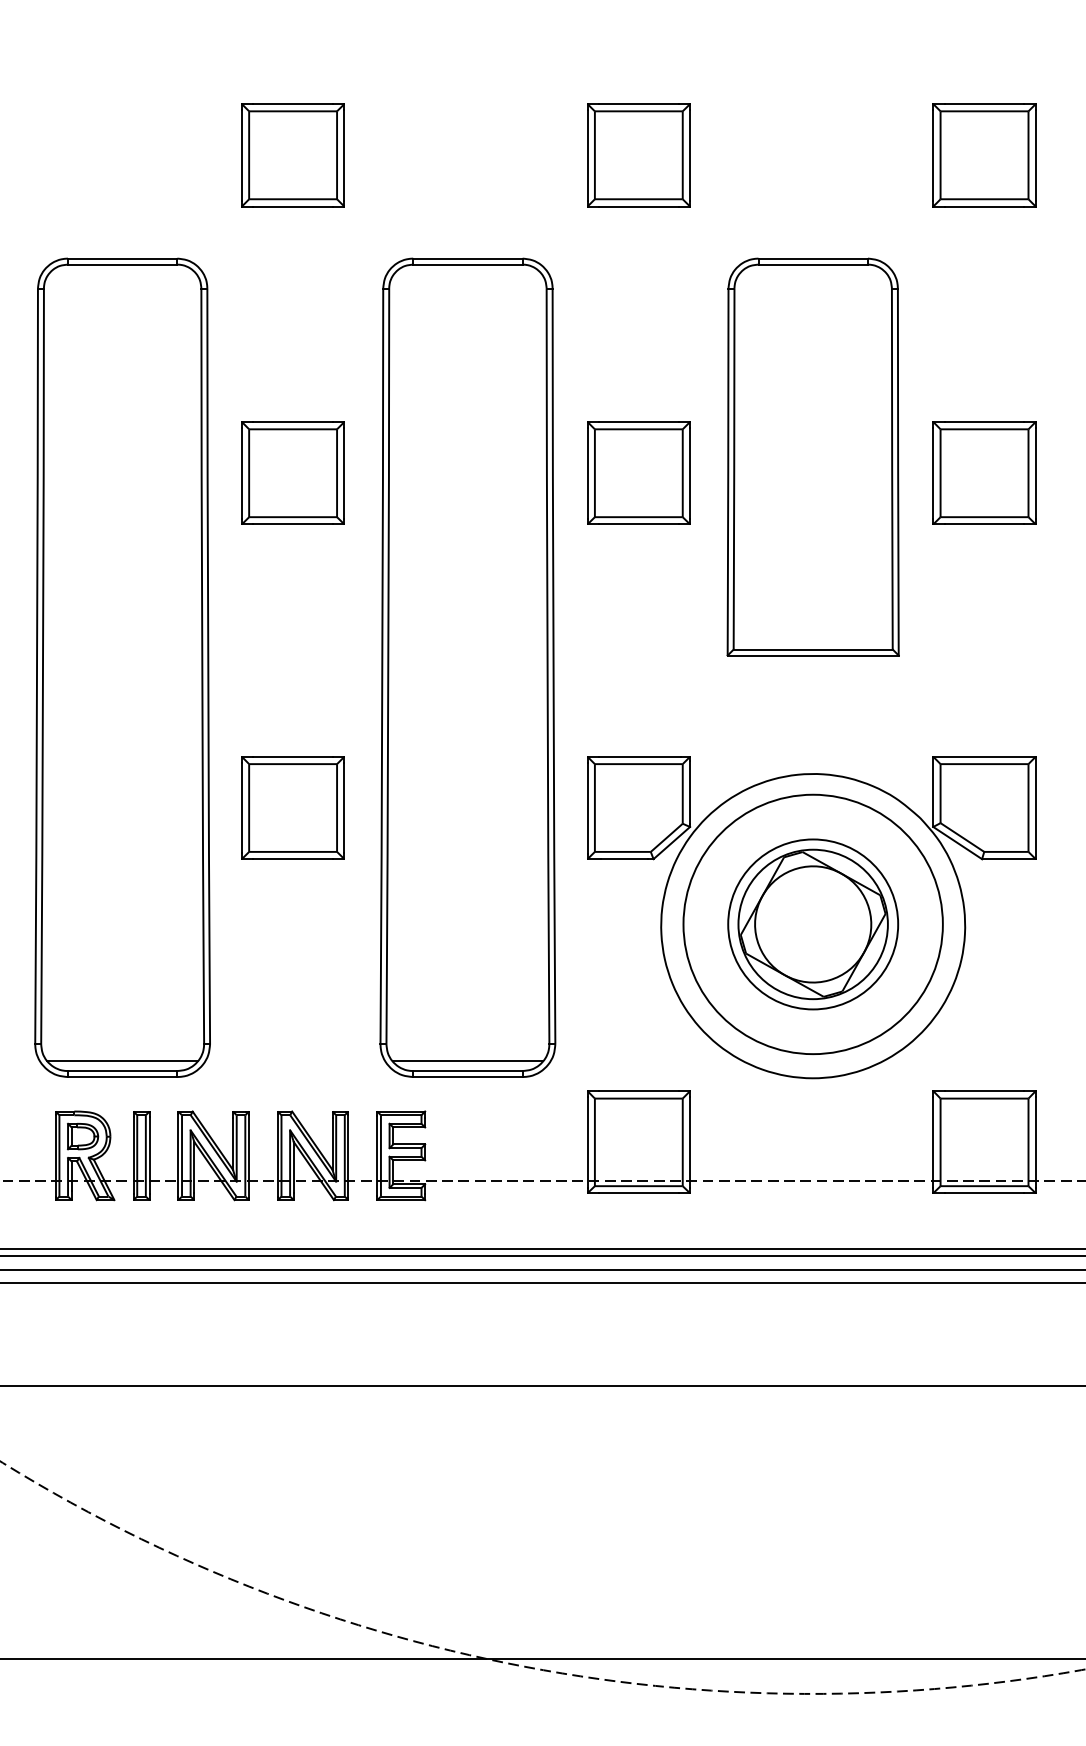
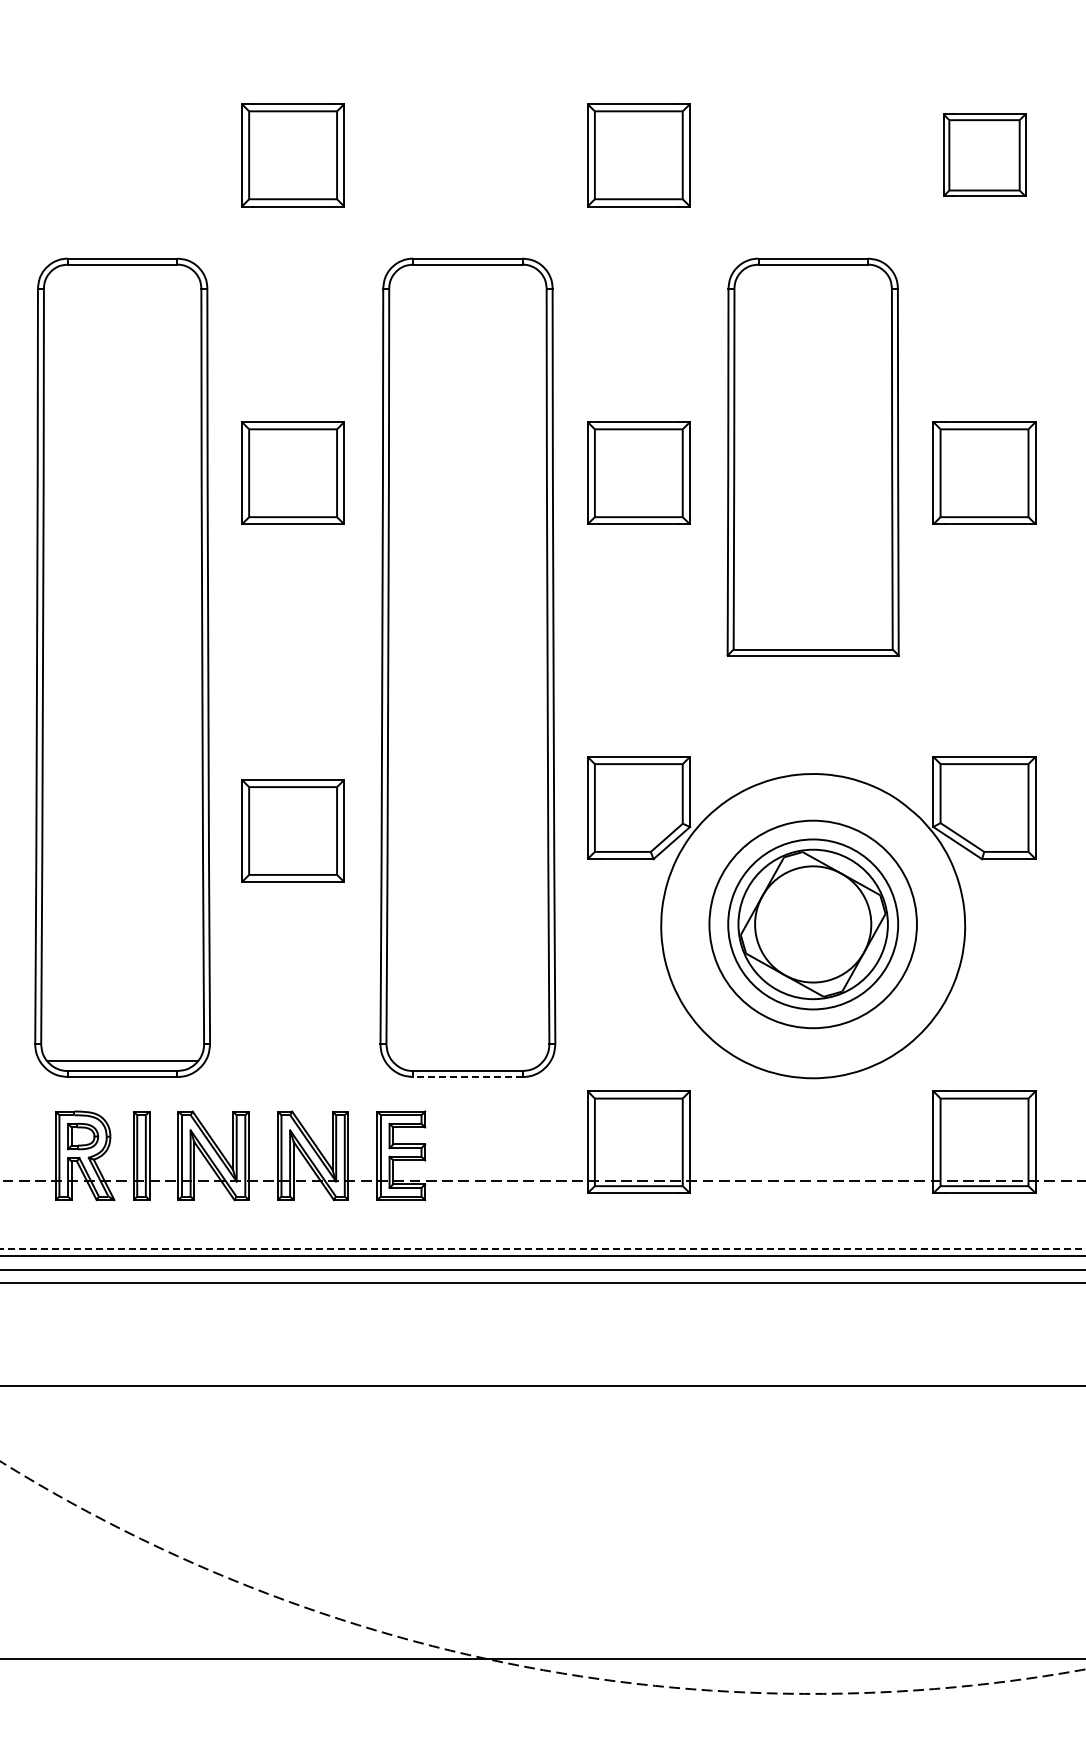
part size: 105x105 px -> 84x84 px (984, 154)
part position: (292, 807) -> (292, 830) (292, 830)
circle diameter: 259 px -> 208 px (812, 924)
line: present -> none (467, 1061)
line: solid -> dashed (467, 1077)
line: solid -> dashed (543, 1249)
